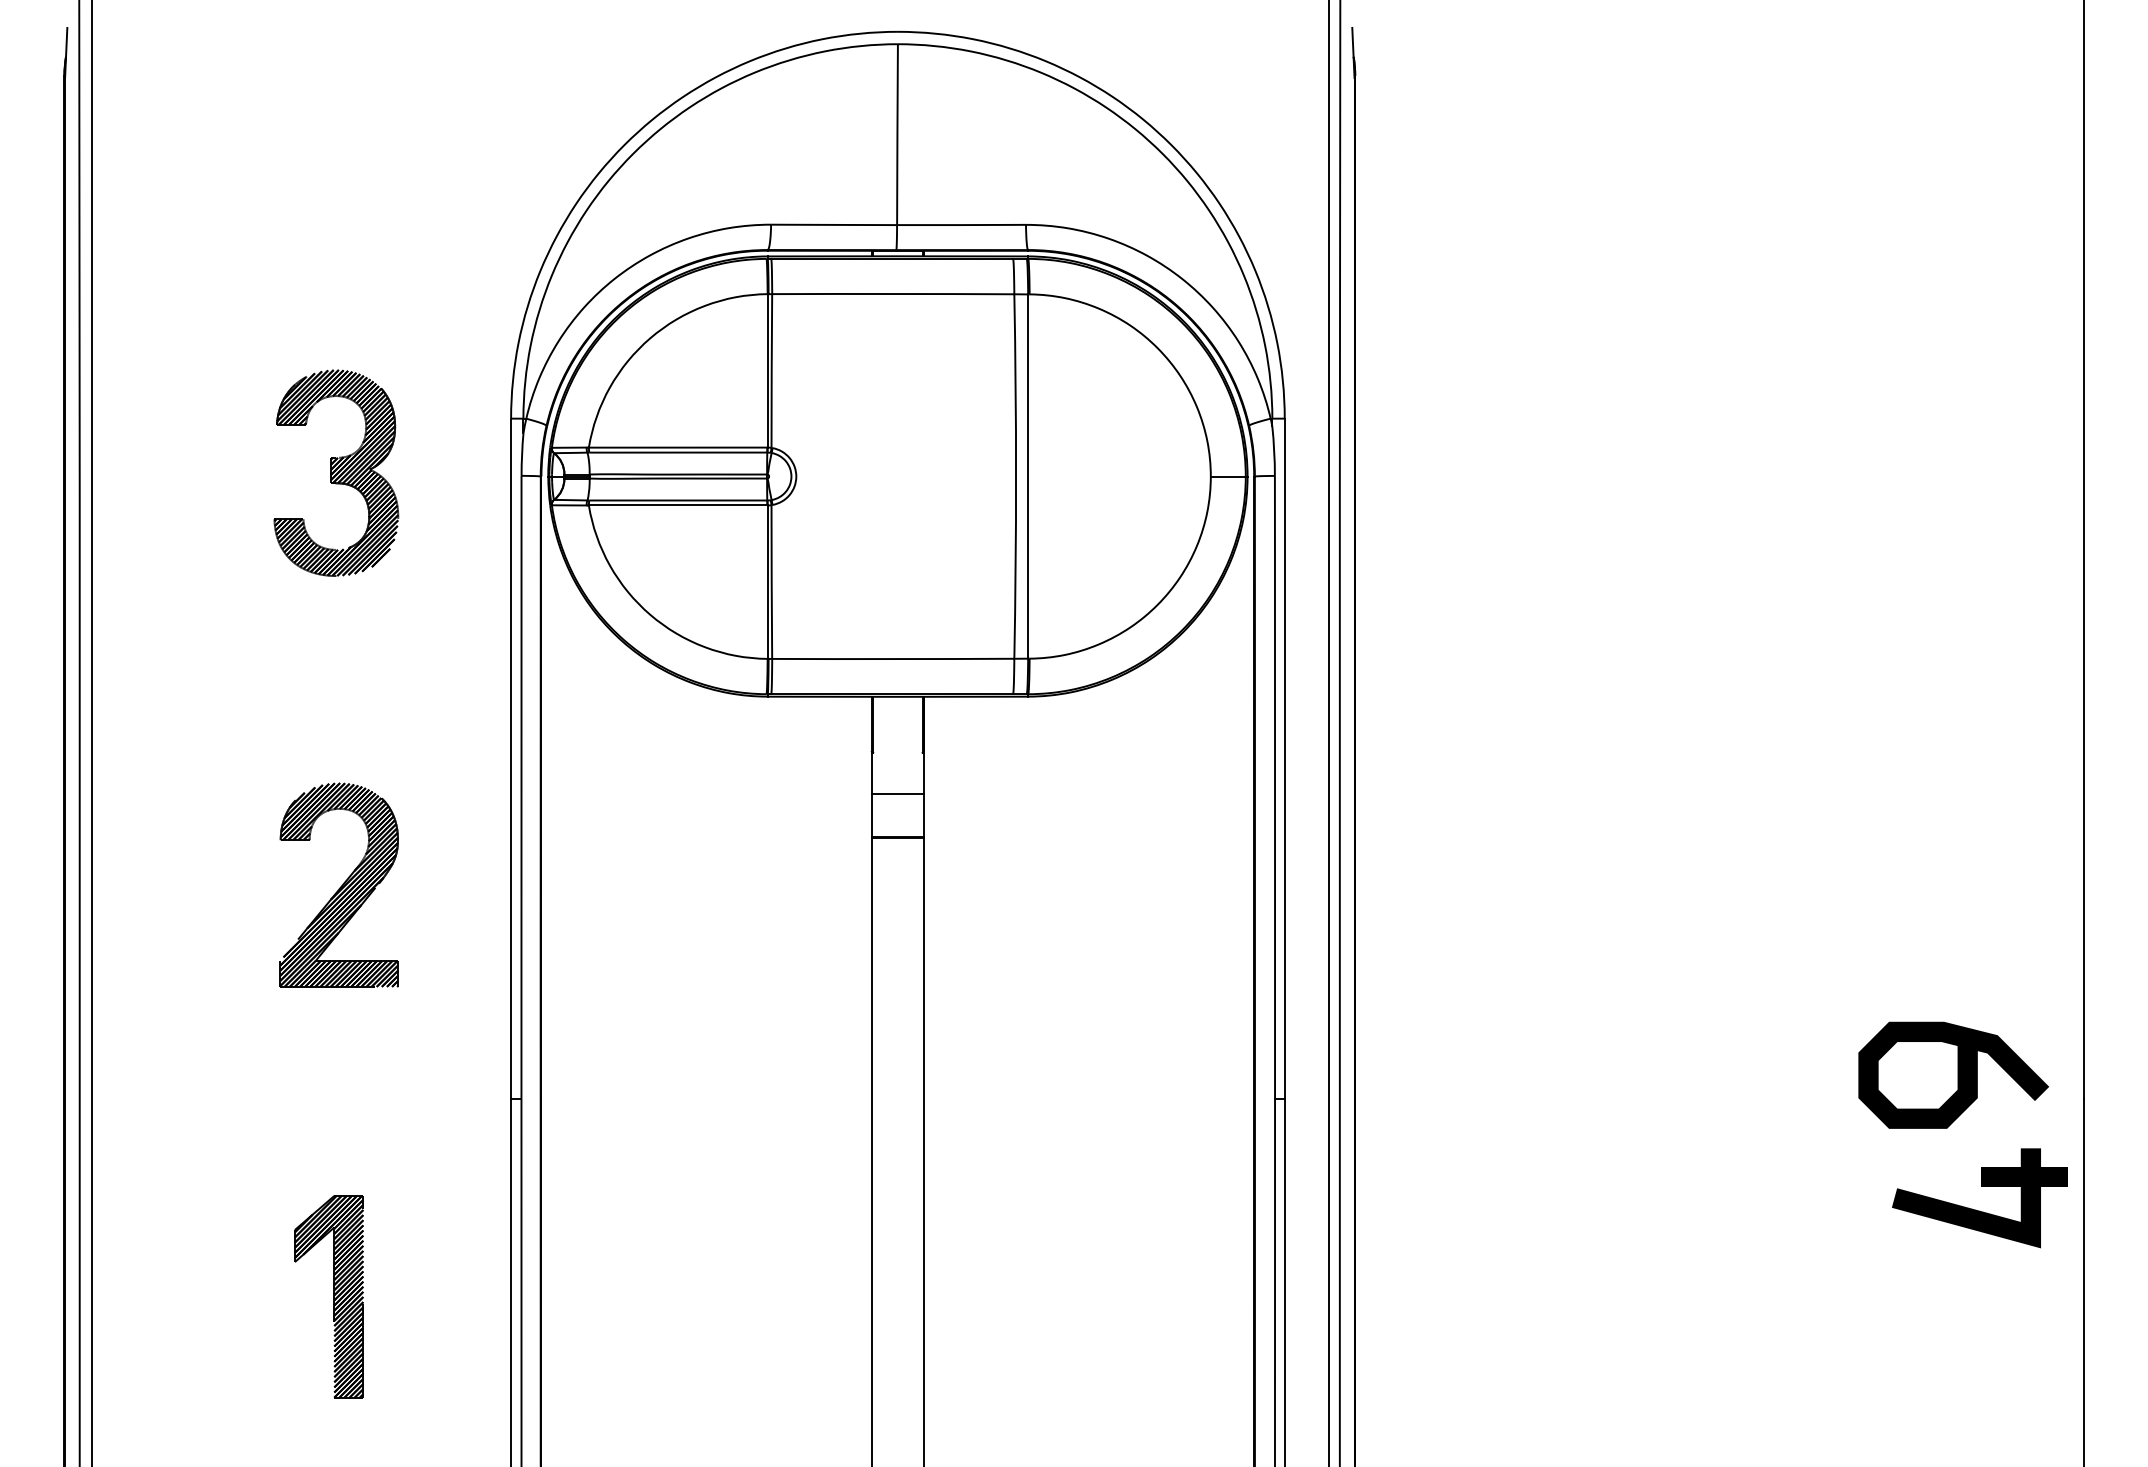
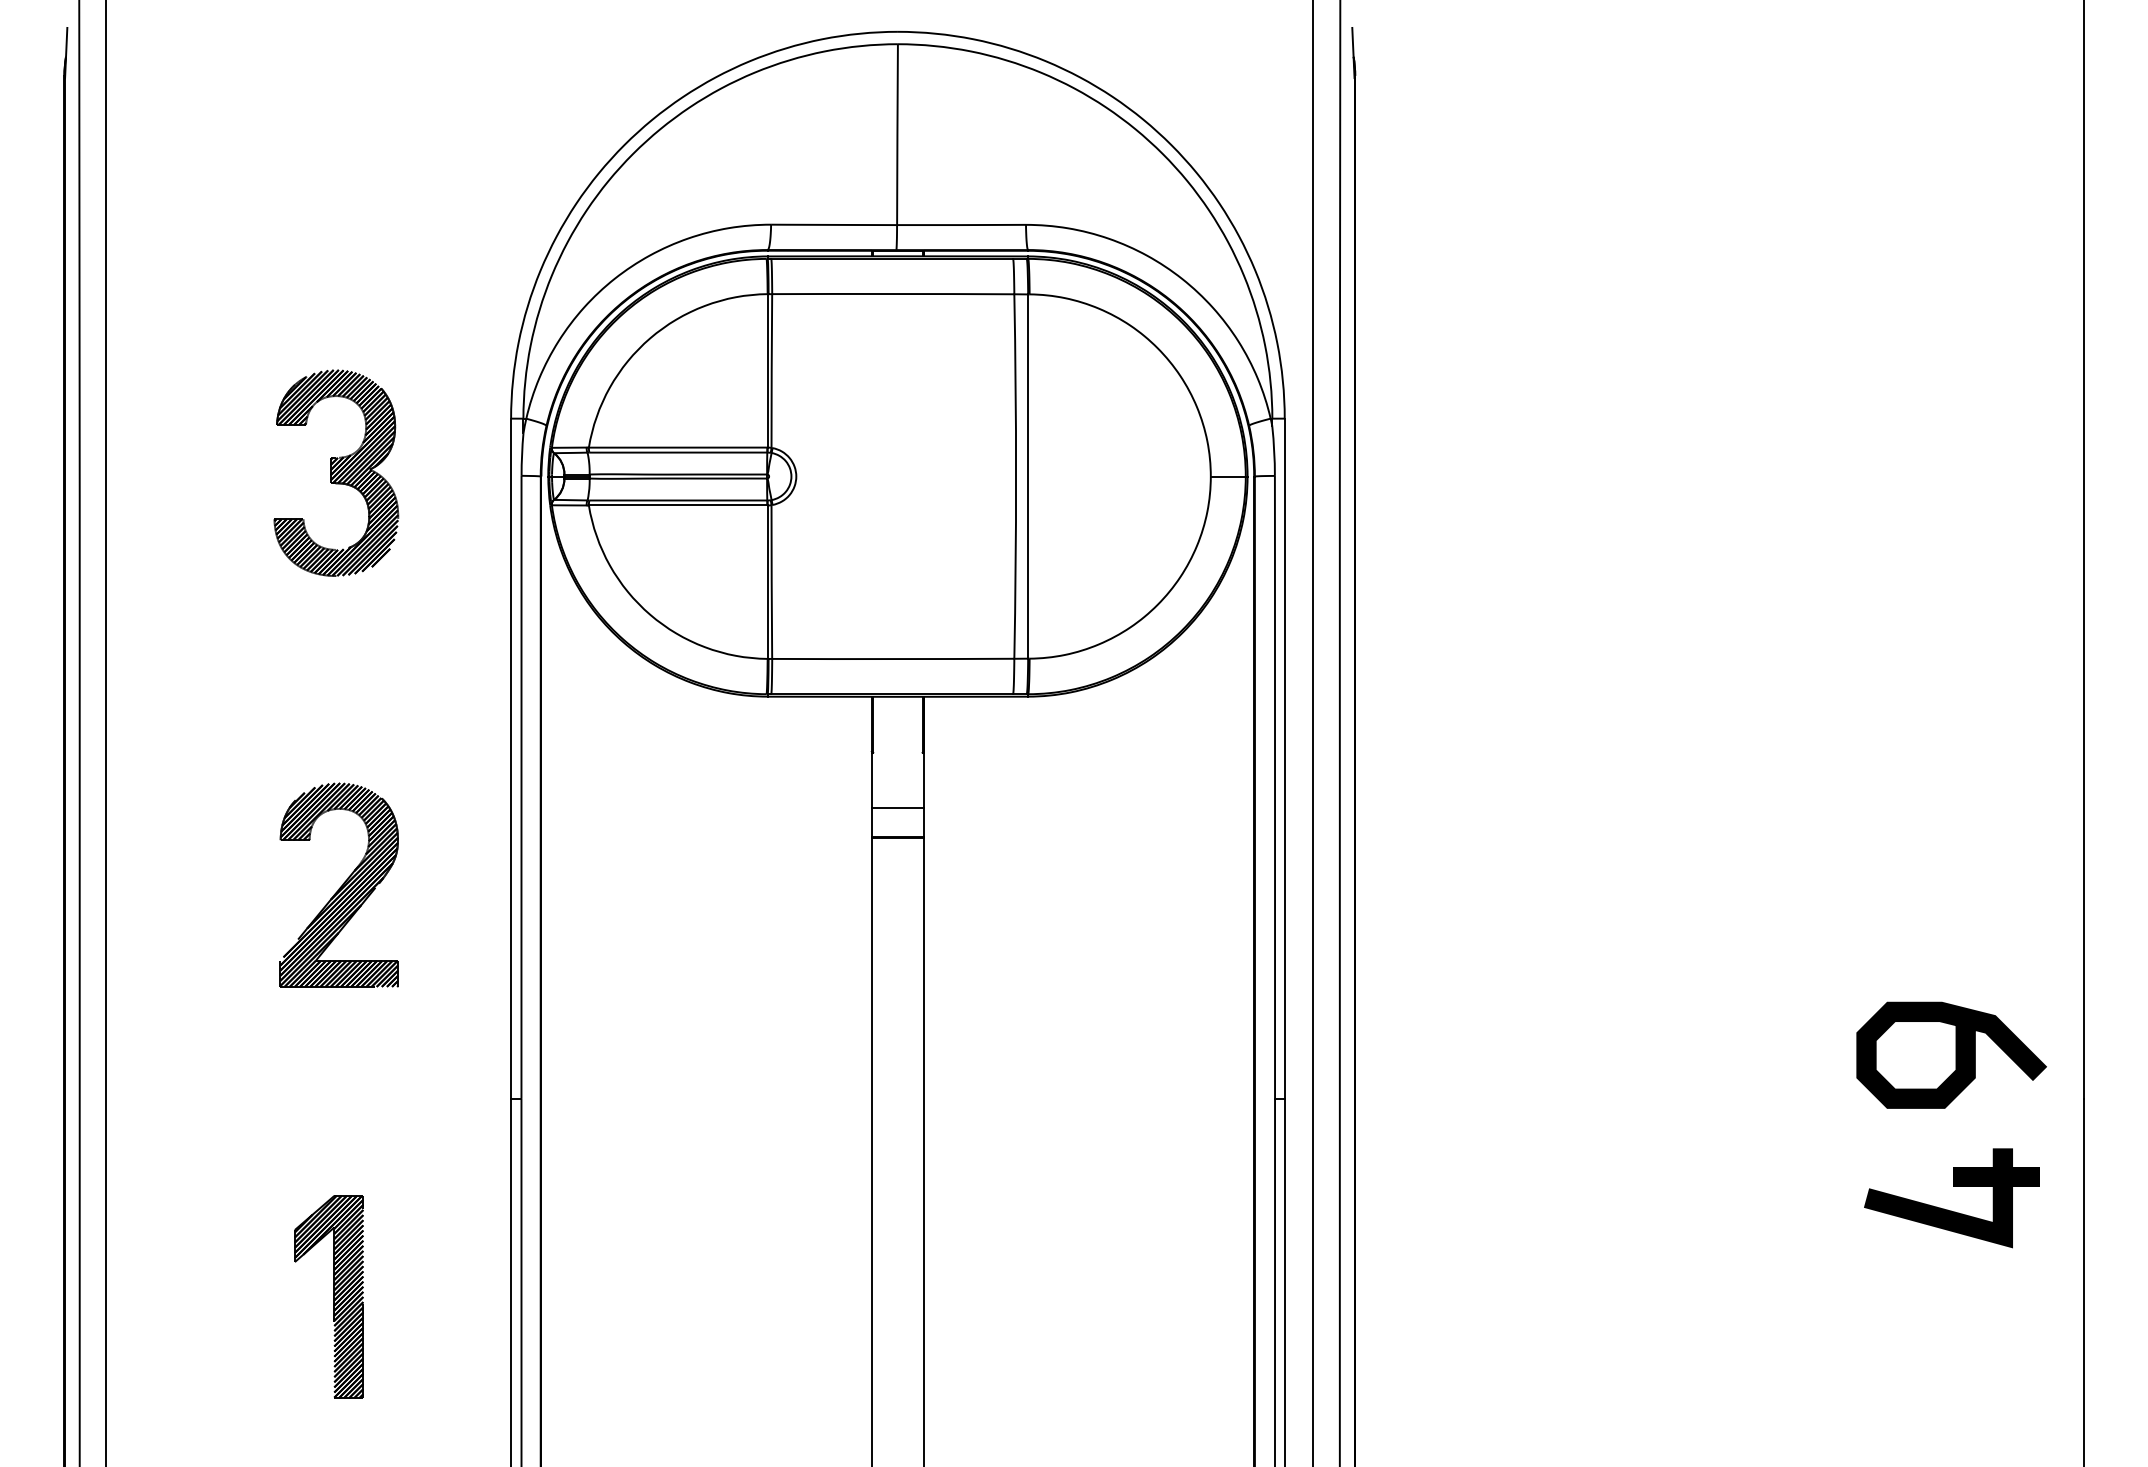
line position: (92, 732) -> (106, 732) (106, 732)
line position: (1329, 732) -> (1313, 732) (1313, 732)
line position: (897, 794) -> (897, 808) (897, 808)
curve position: (1957, 1074) -> (1955, 1054) (1955, 1054)
part position: (1976, 1209) -> (1948, 1209) (1948, 1209)
